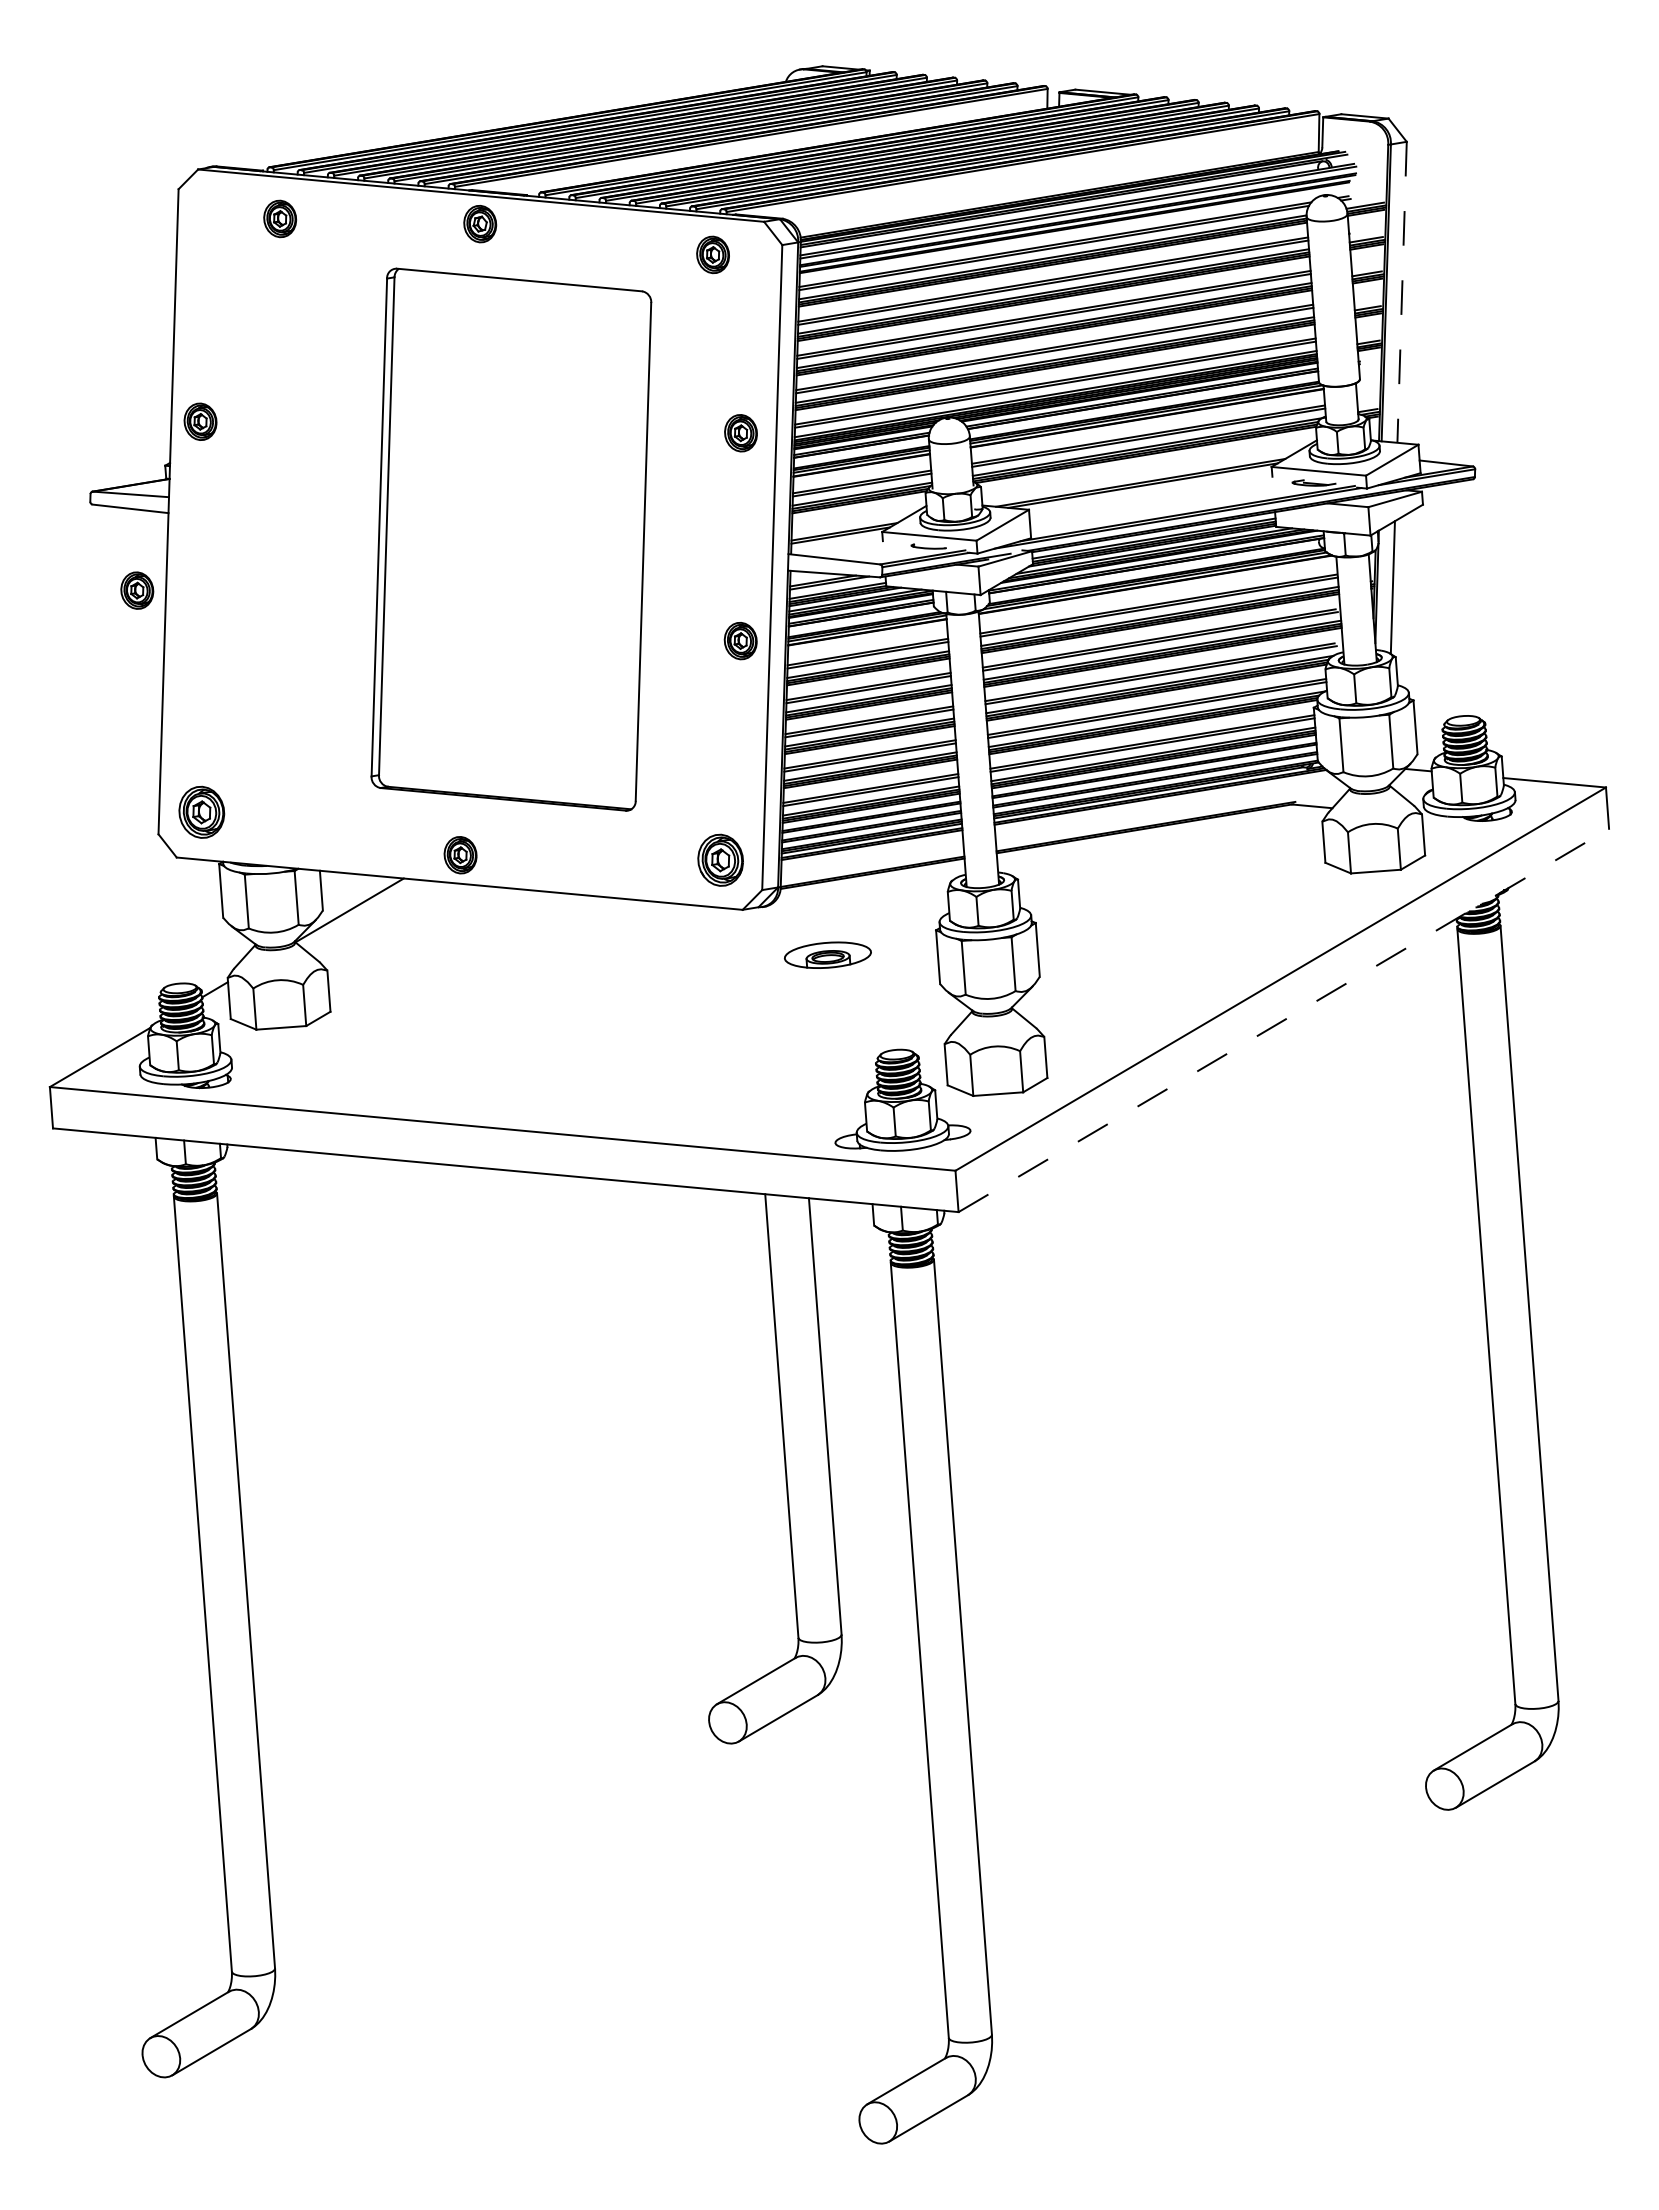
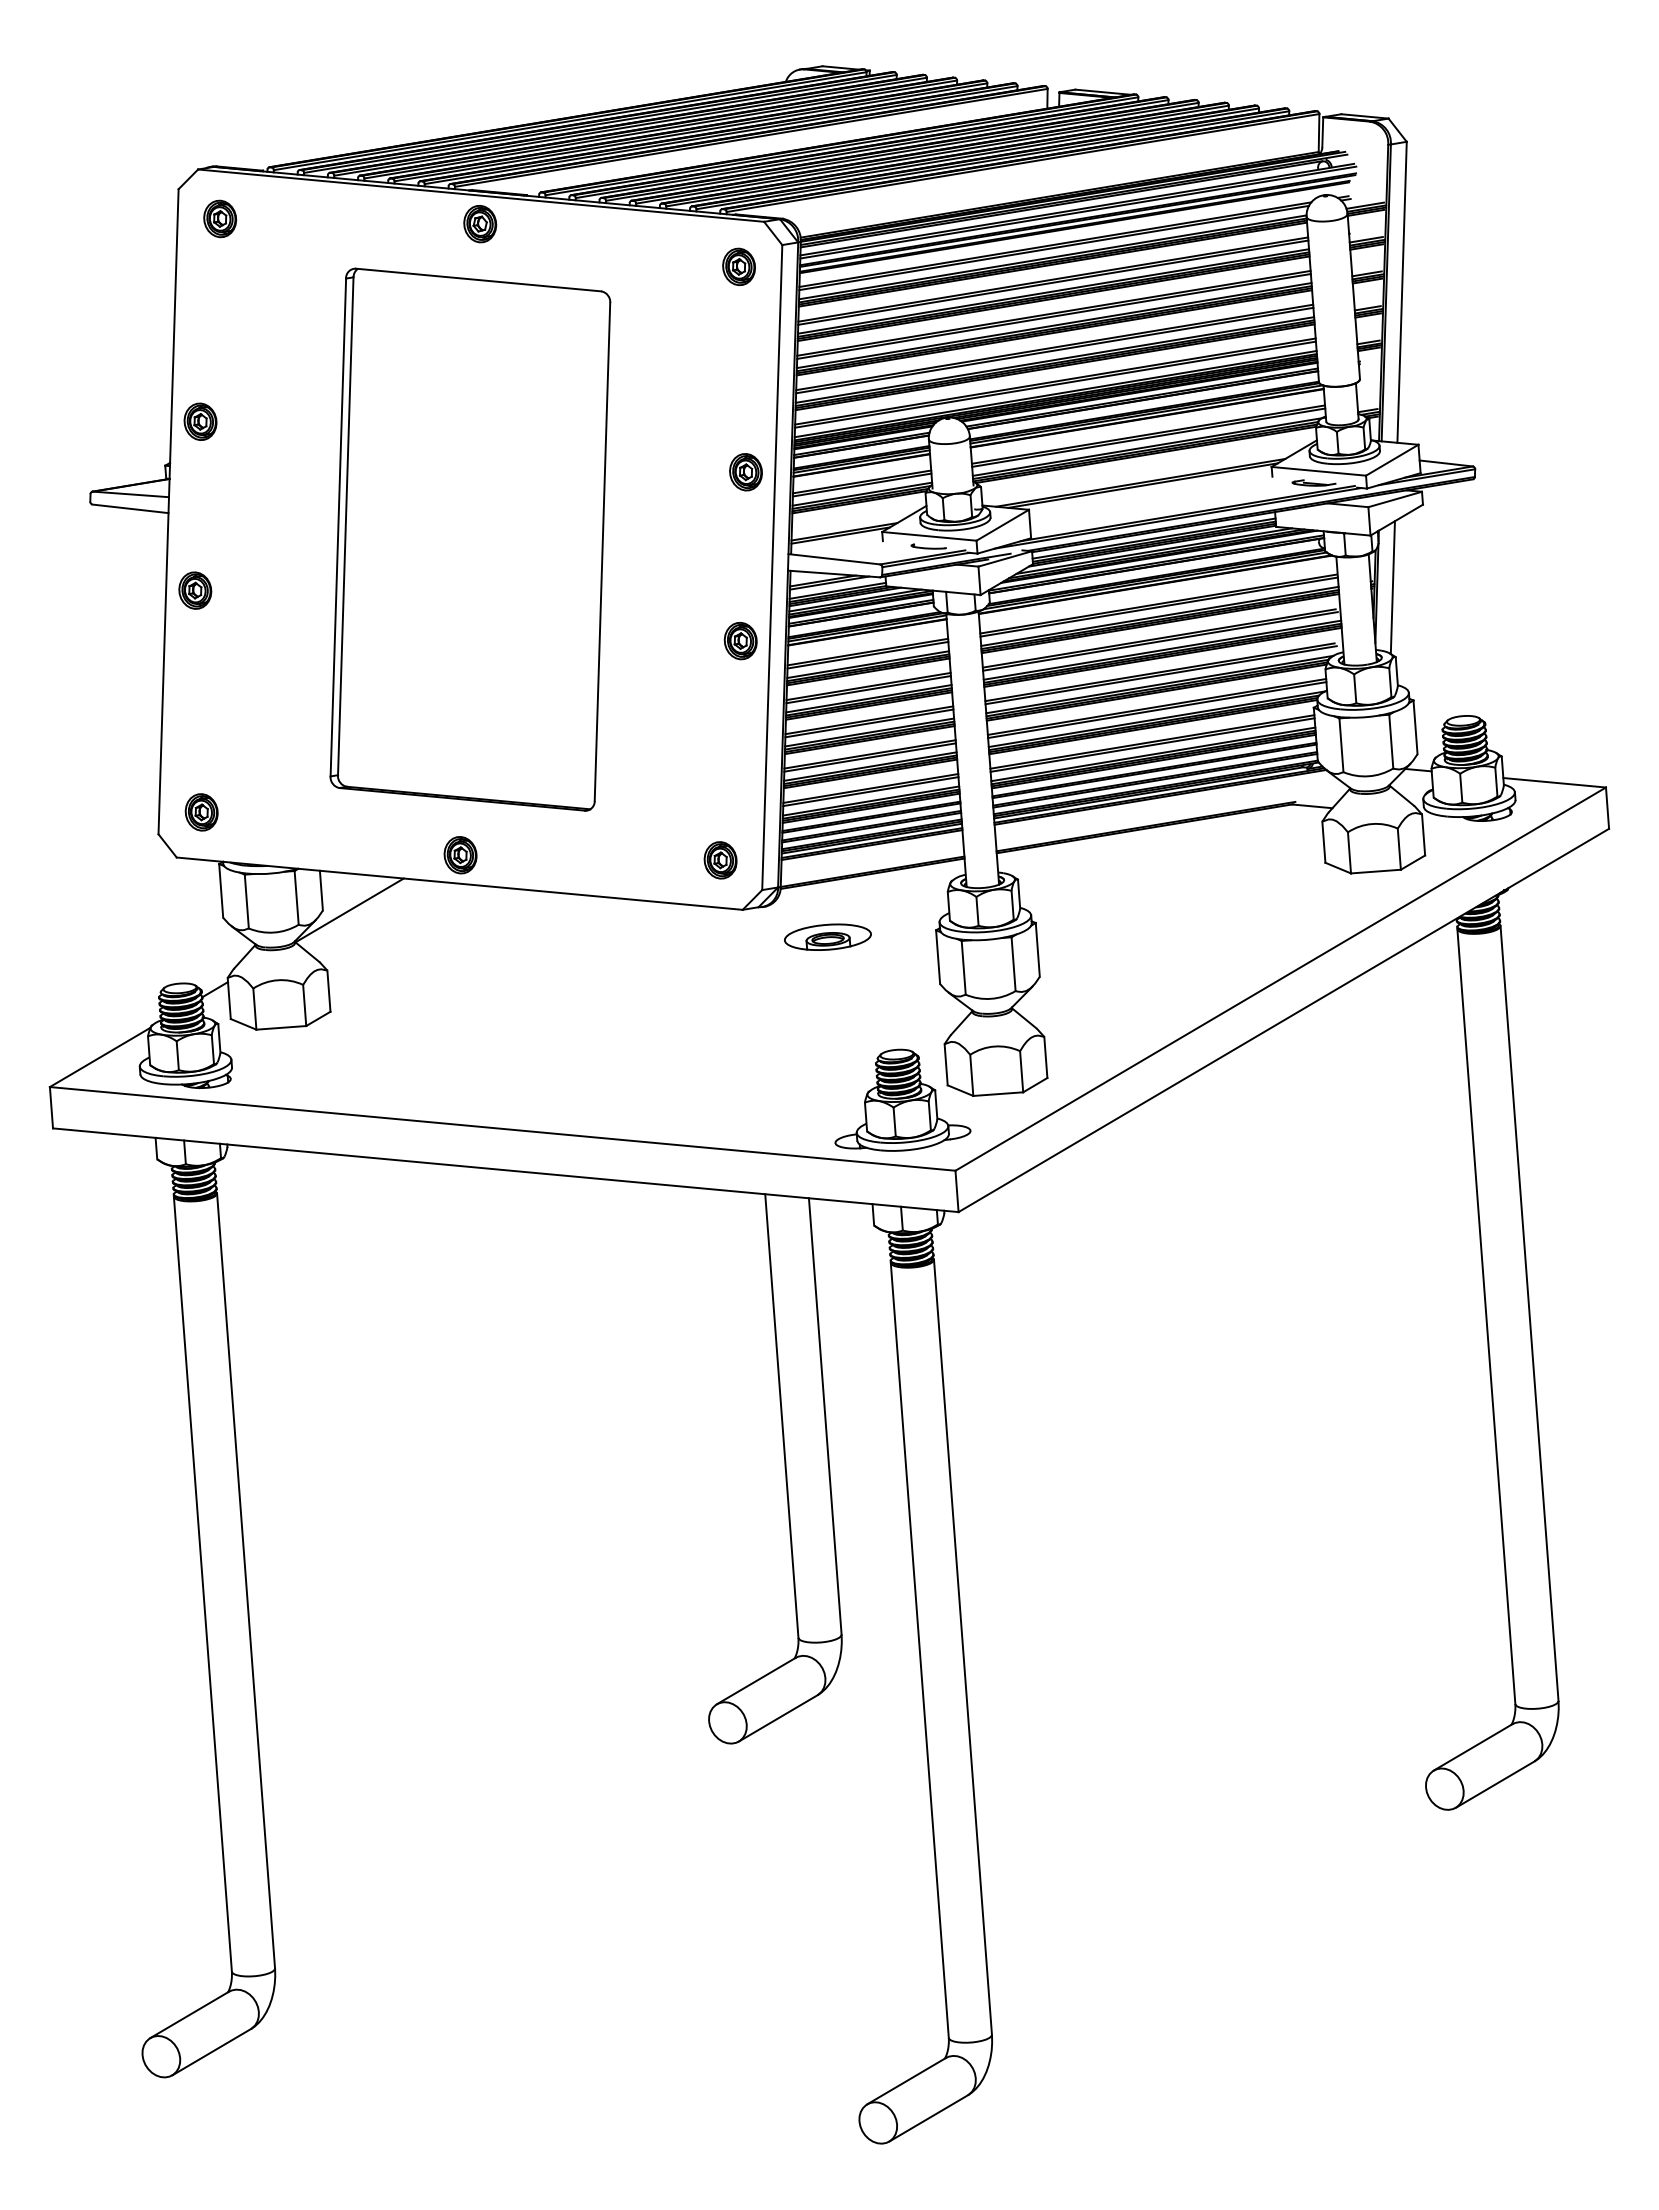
part position: (280, 218) -> (220, 218) (220, 218)
part position: (712, 254) -> (738, 266) (738, 266)
line: dashed -> solid (1402, 292)
part position: (740, 433) -> (745, 472) (745, 472)
part position: (511, 539) -> (470, 539) (470, 539)
part position: (137, 590) -> (195, 590) (195, 590)
part size: 48x54 px -> 35x39 px (201, 812)
part size: 47x54 px -> 35x39 px (720, 860)
part position: (827, 954) -> (827, 936) (827, 936)
line: dashed -> solid (1283, 1020)
